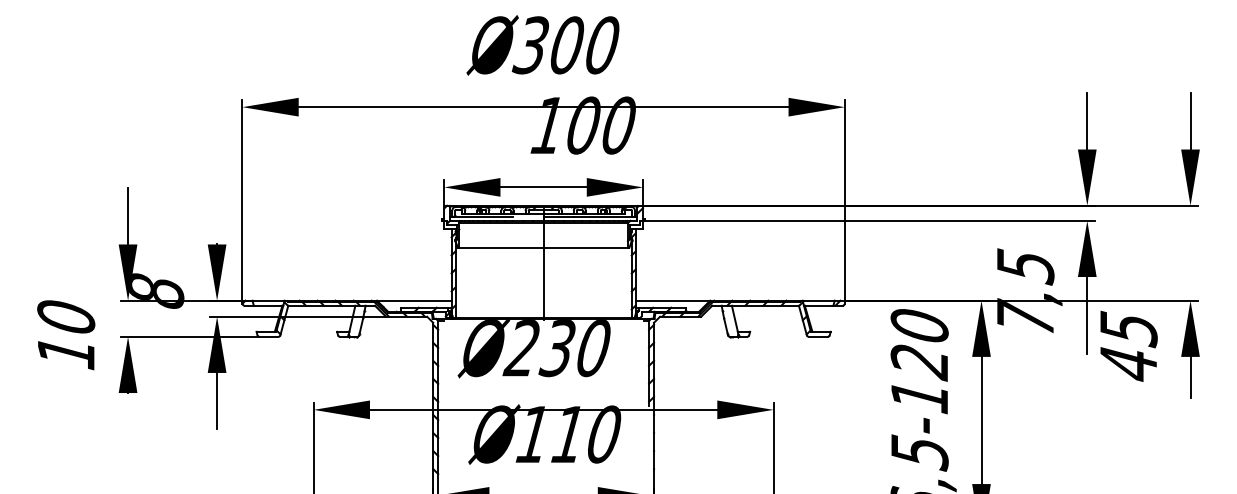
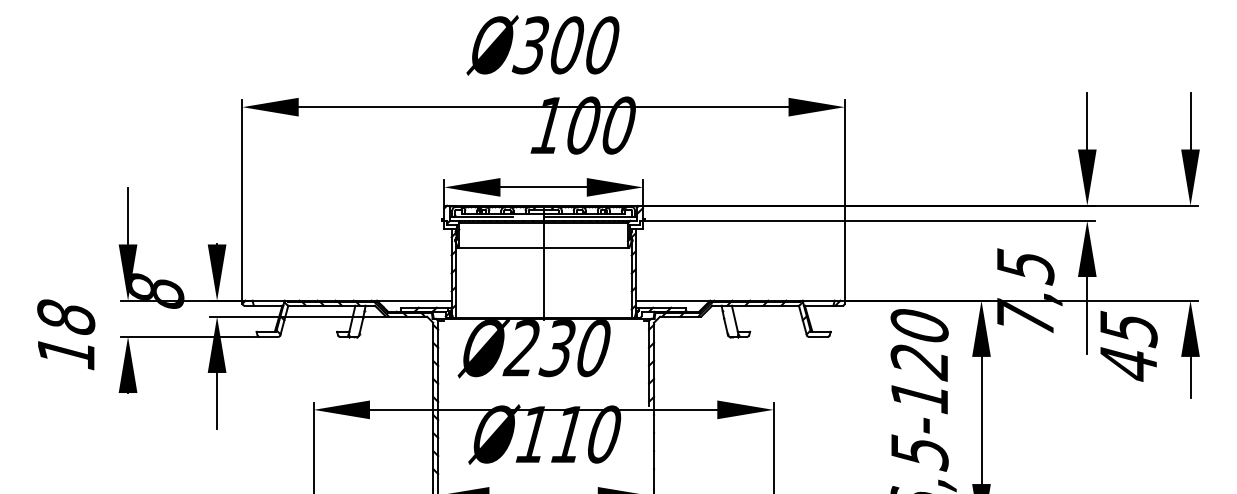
text: 10 -> 18 (66, 316)
